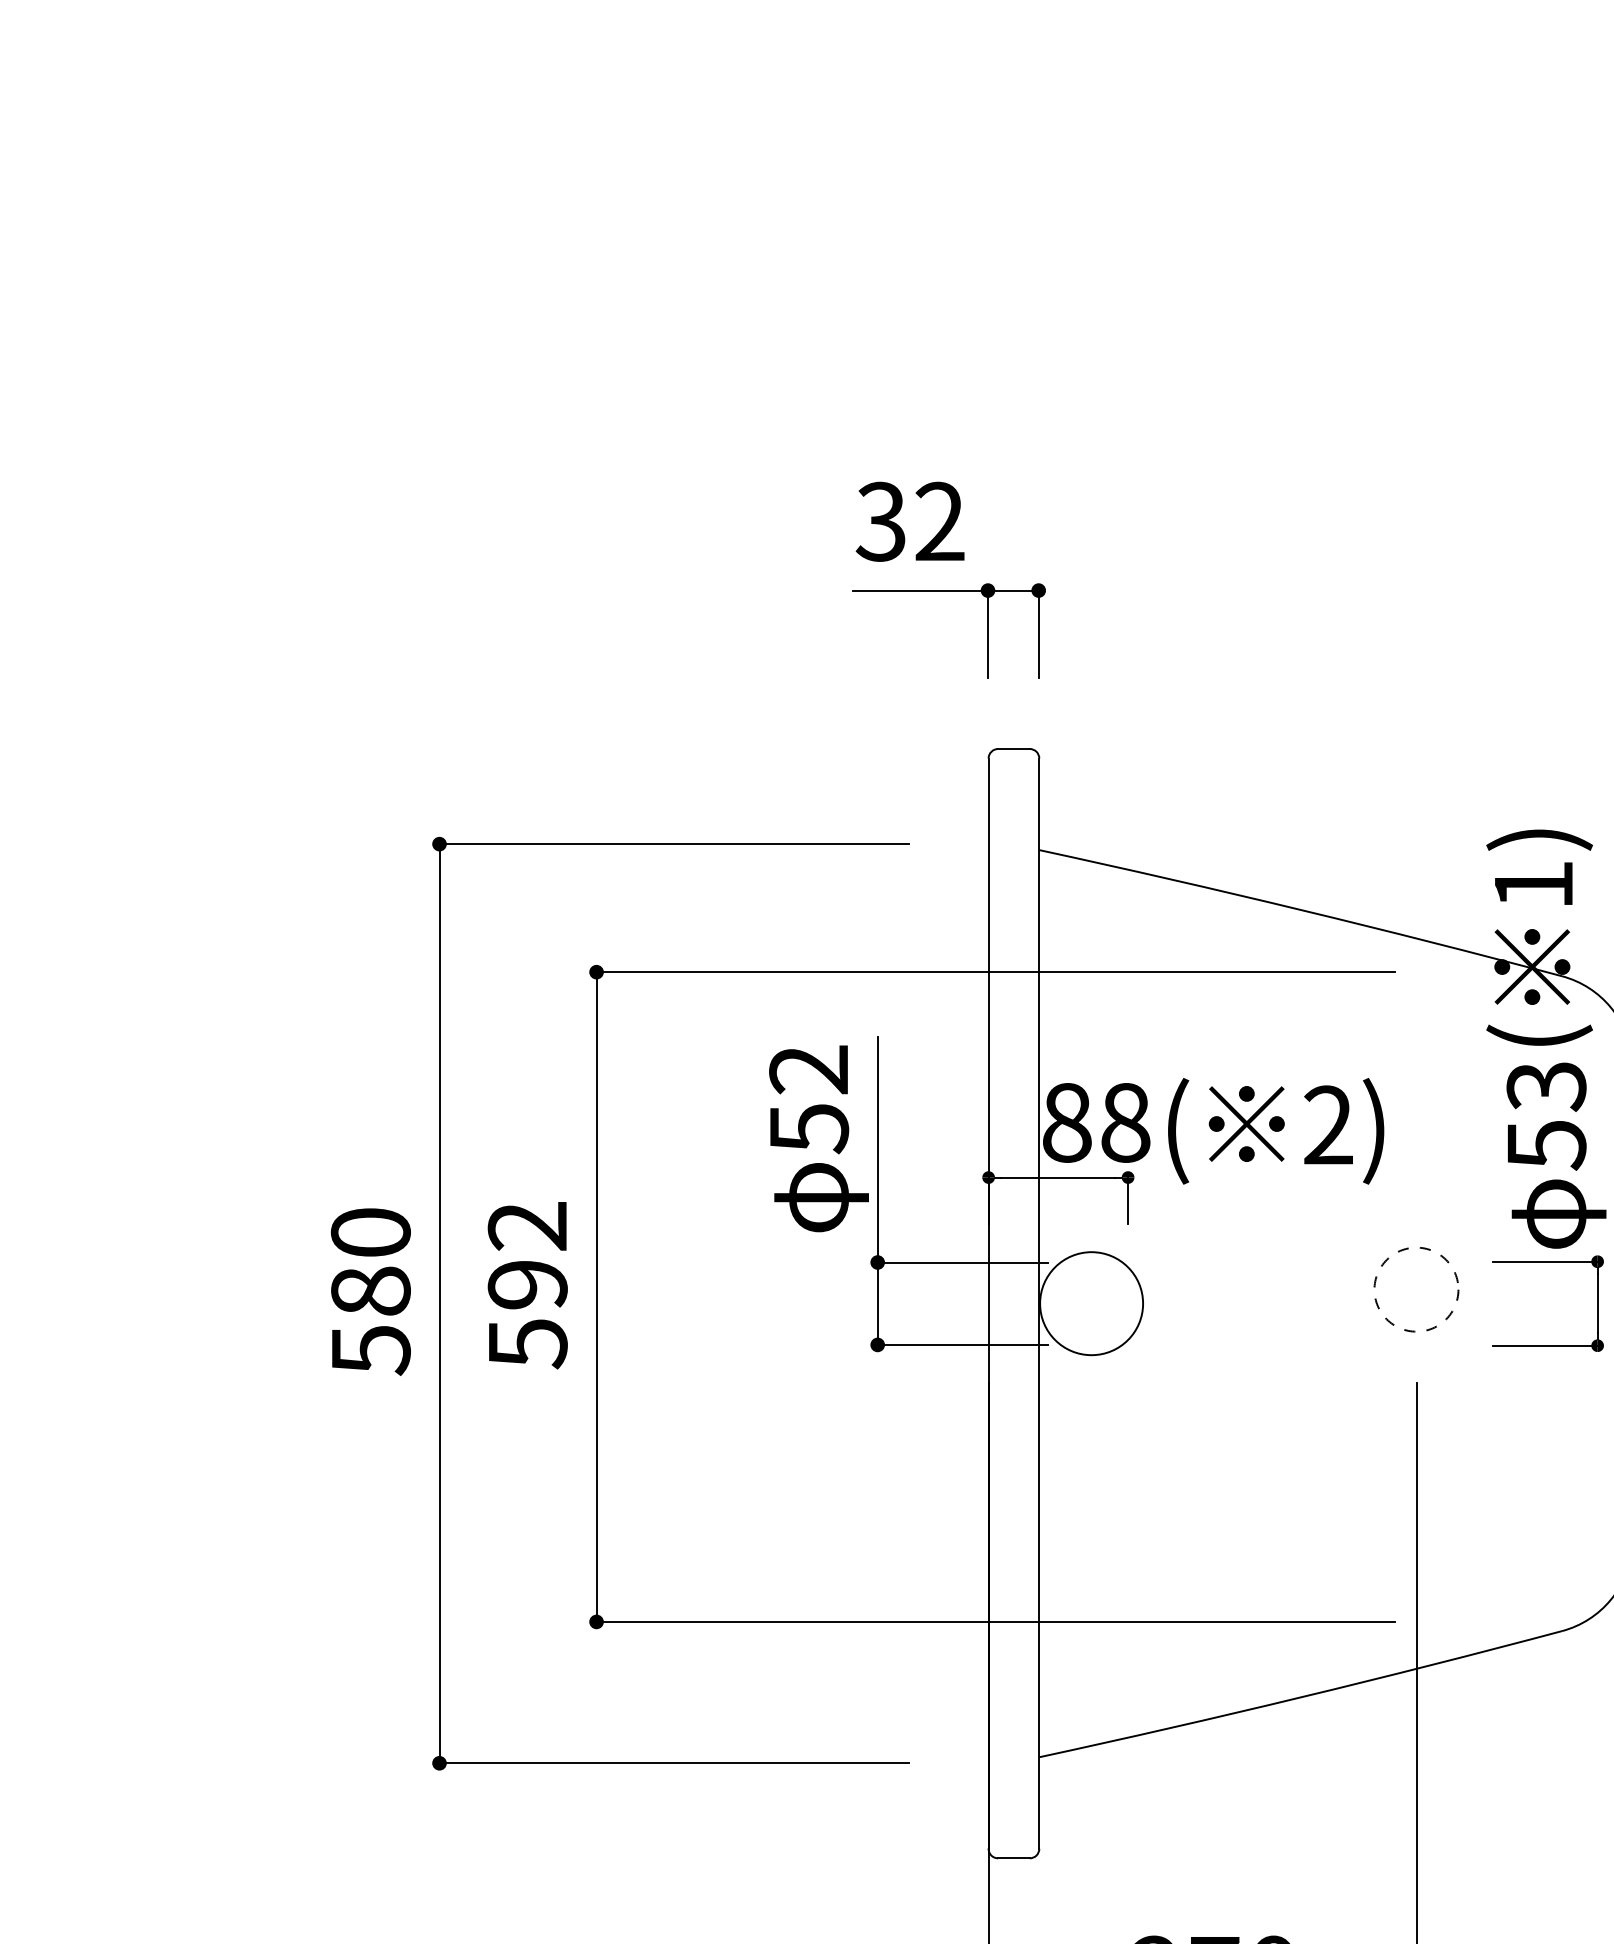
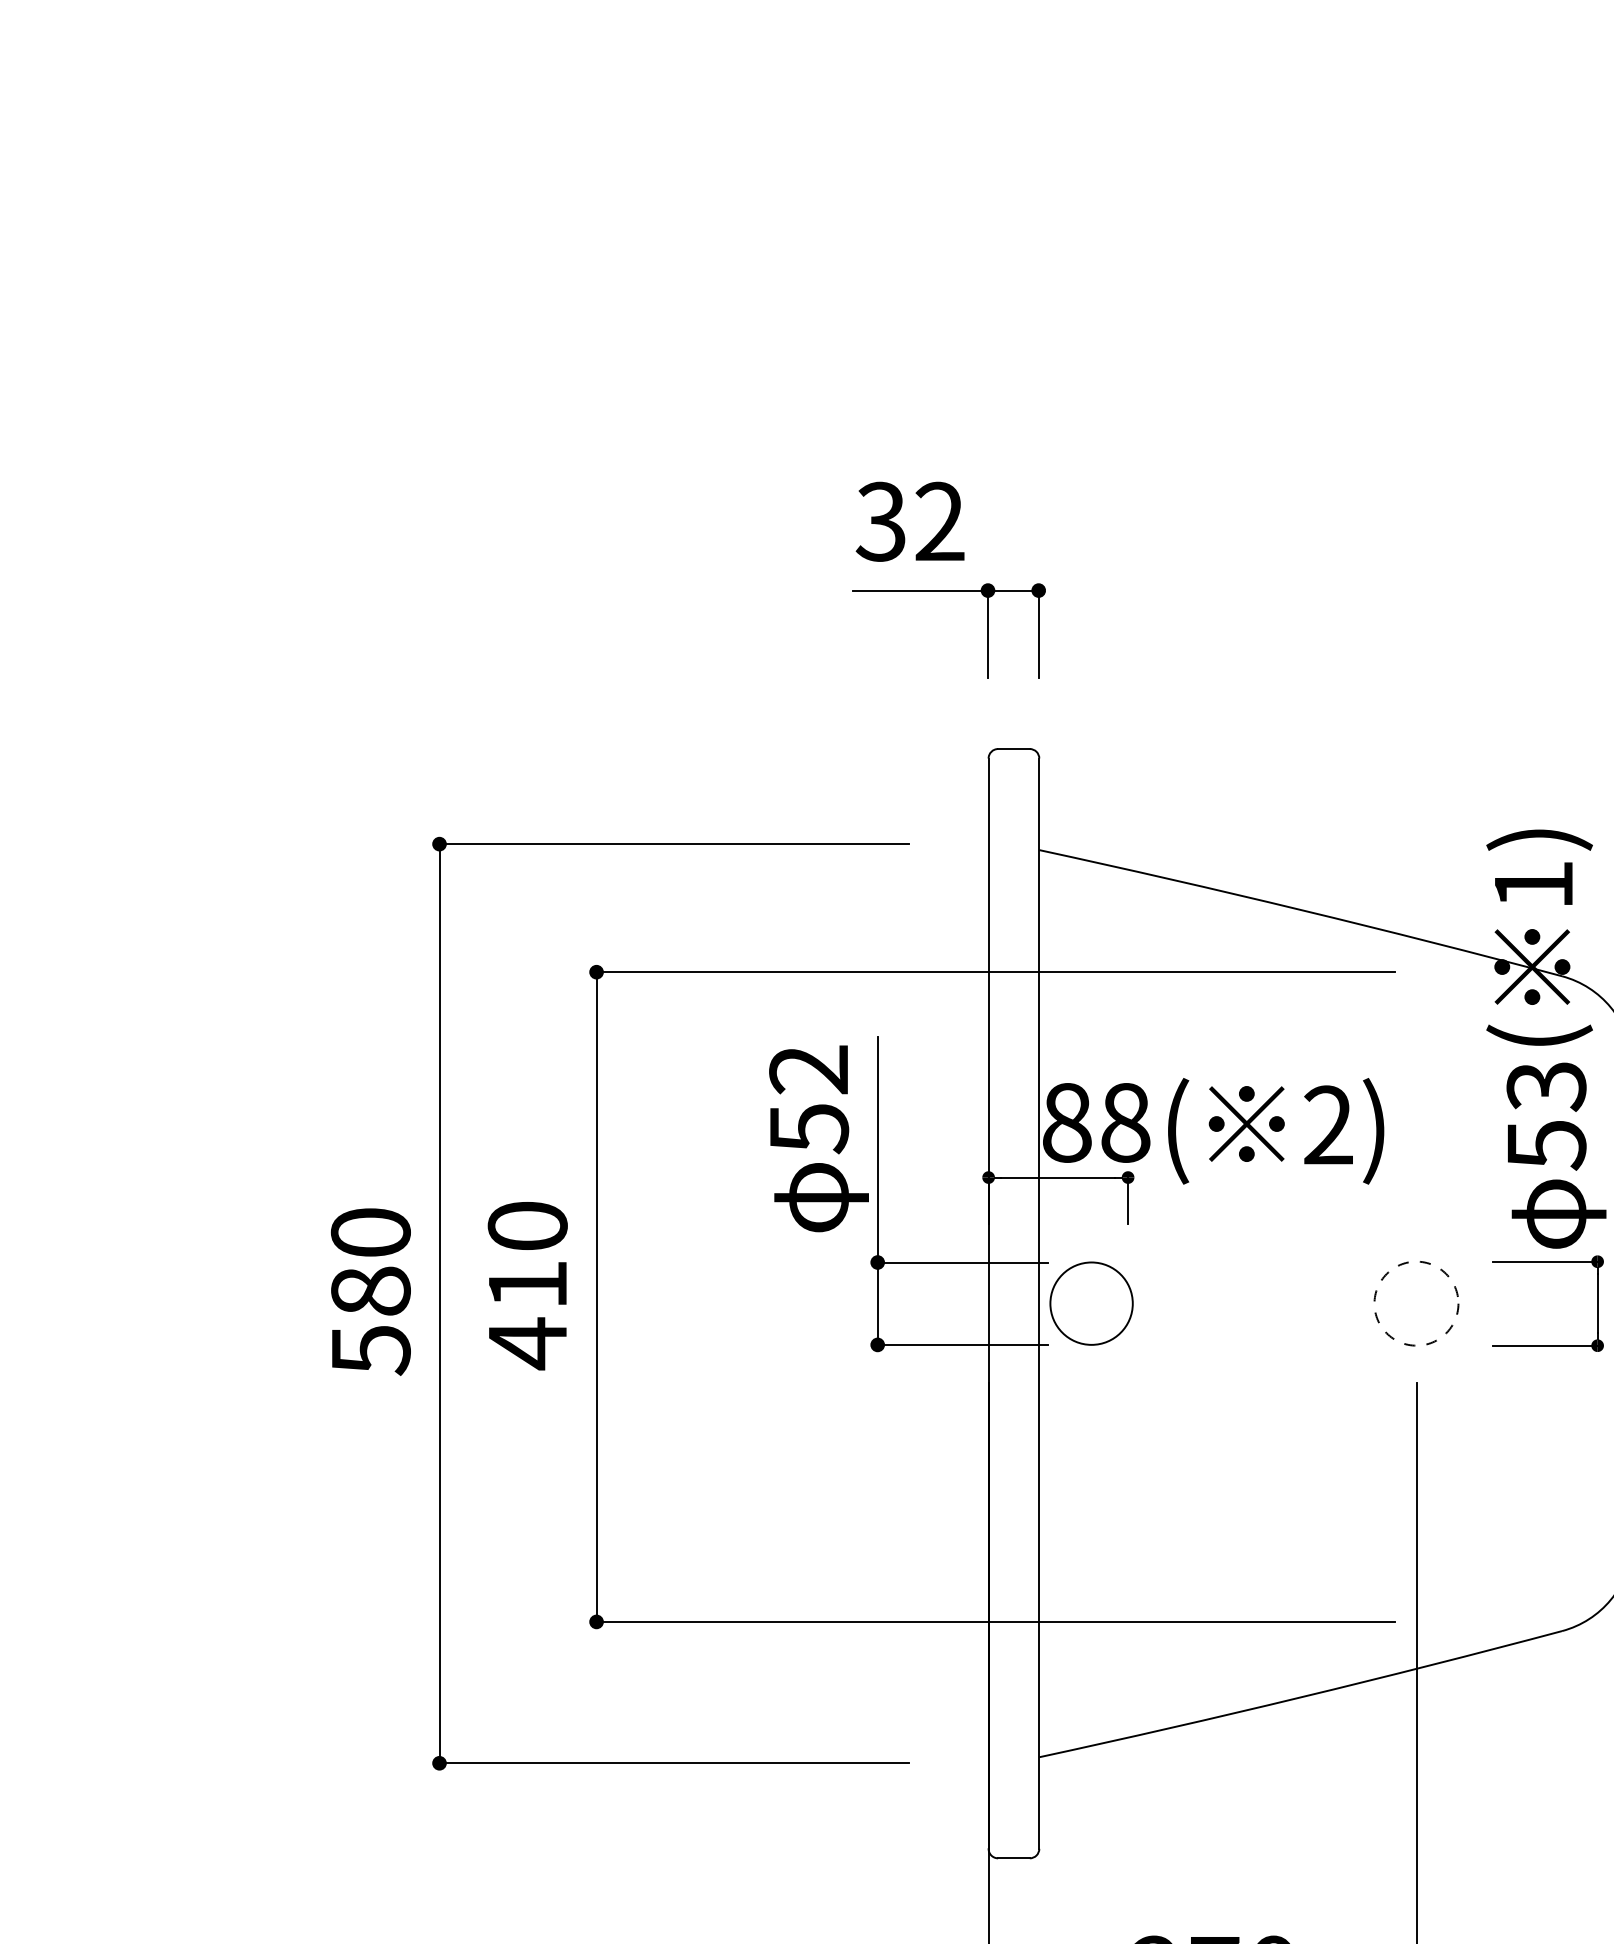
text: 592 -> 410 (527, 1286)
circle position: (1416, 1289) -> (1416, 1303) (1416, 1303)
circle diameter: 103 px -> 82 px (1091, 1303)
